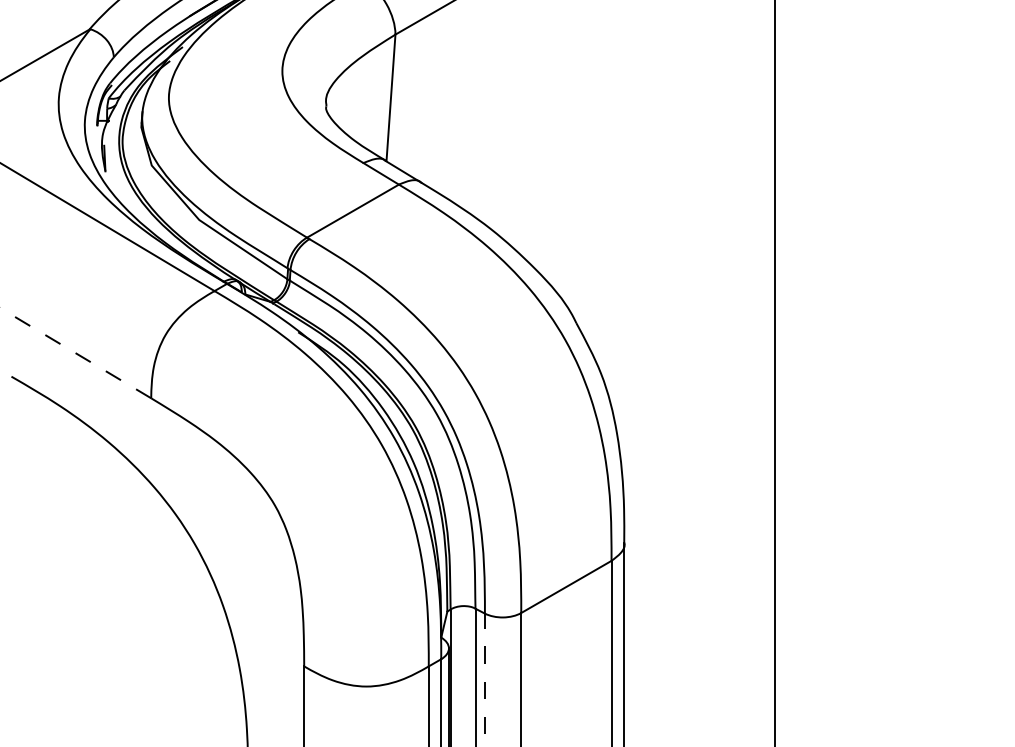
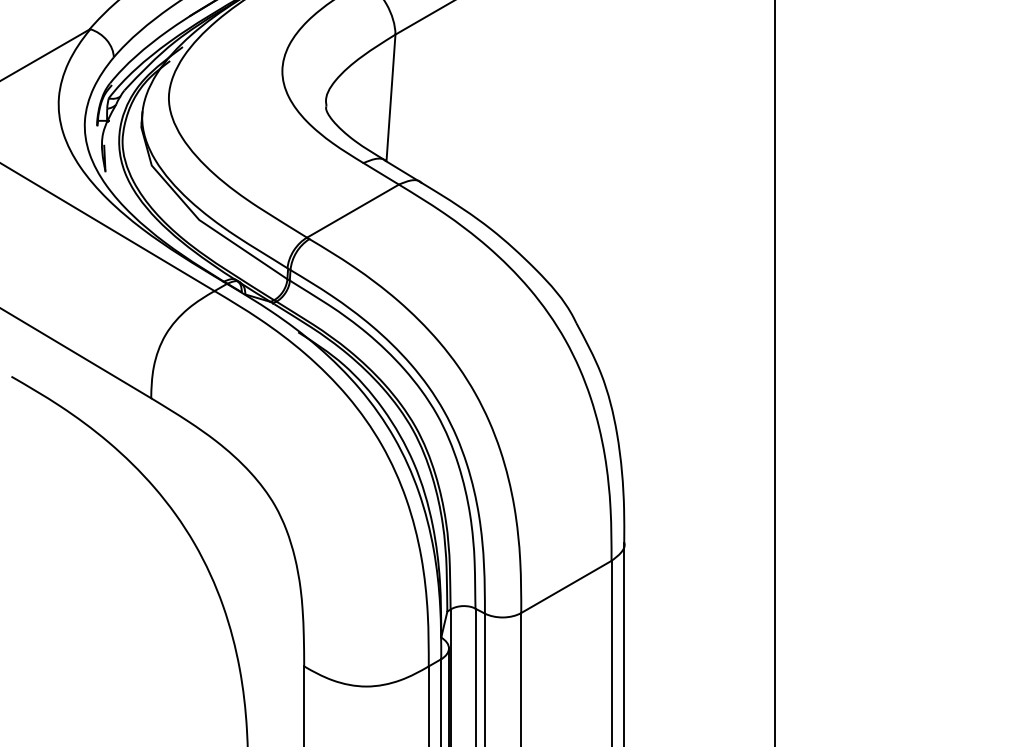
line: dashed -> solid (75, 353)
line: dashed -> solid (484, 679)
